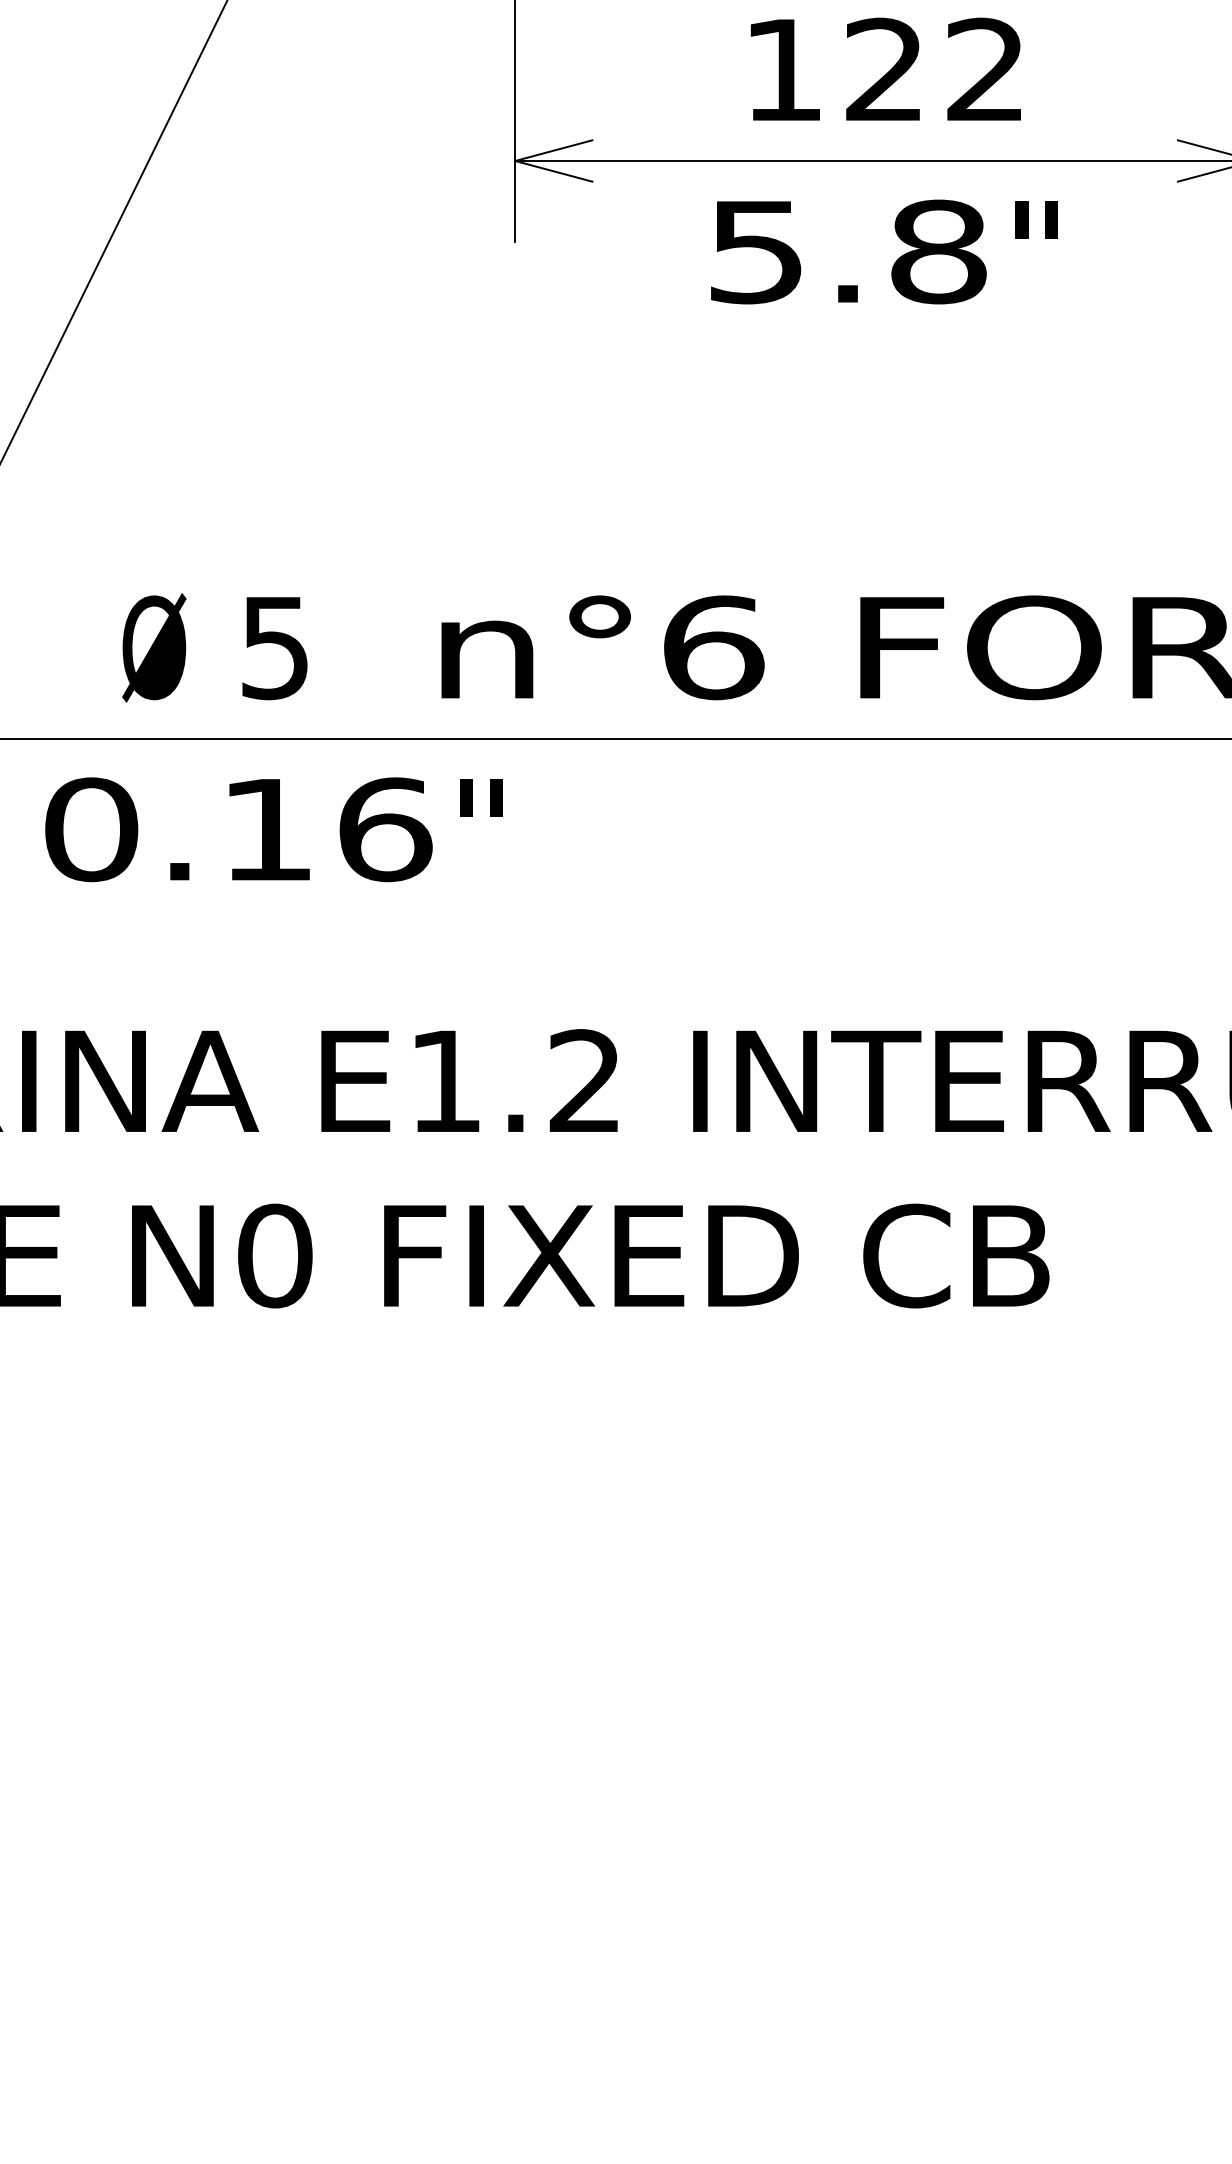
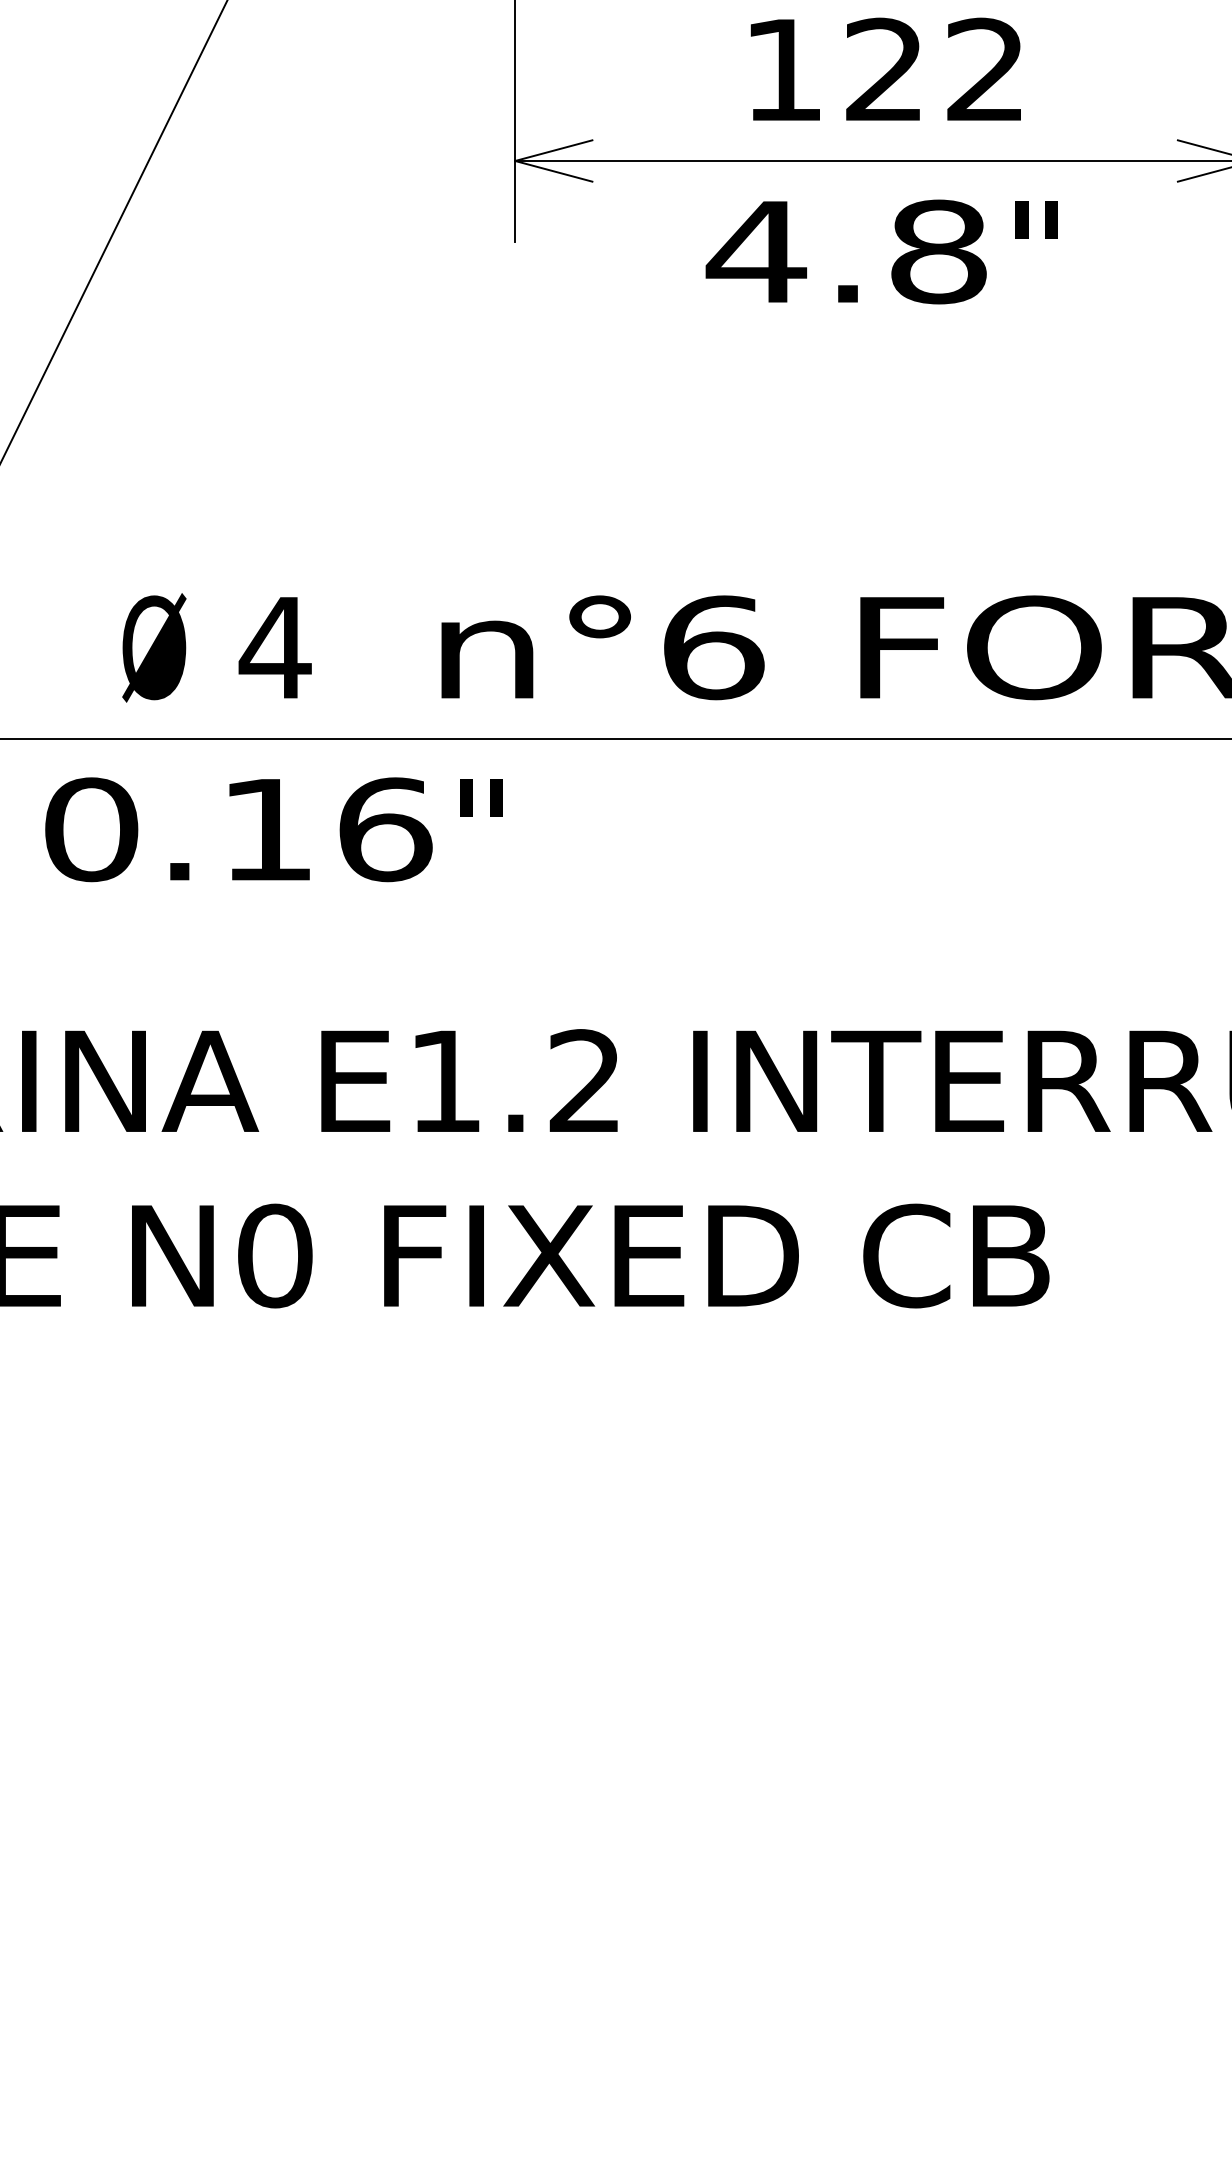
text: 5.8 -> 4.8 (756, 252)
text: 5 -> 4 (274, 648)
